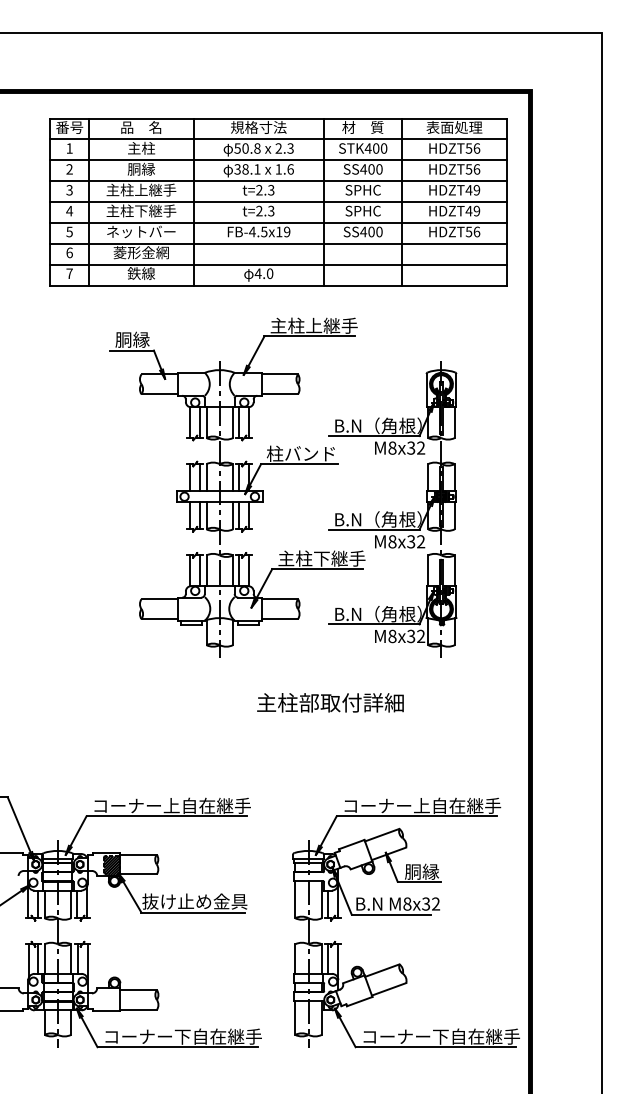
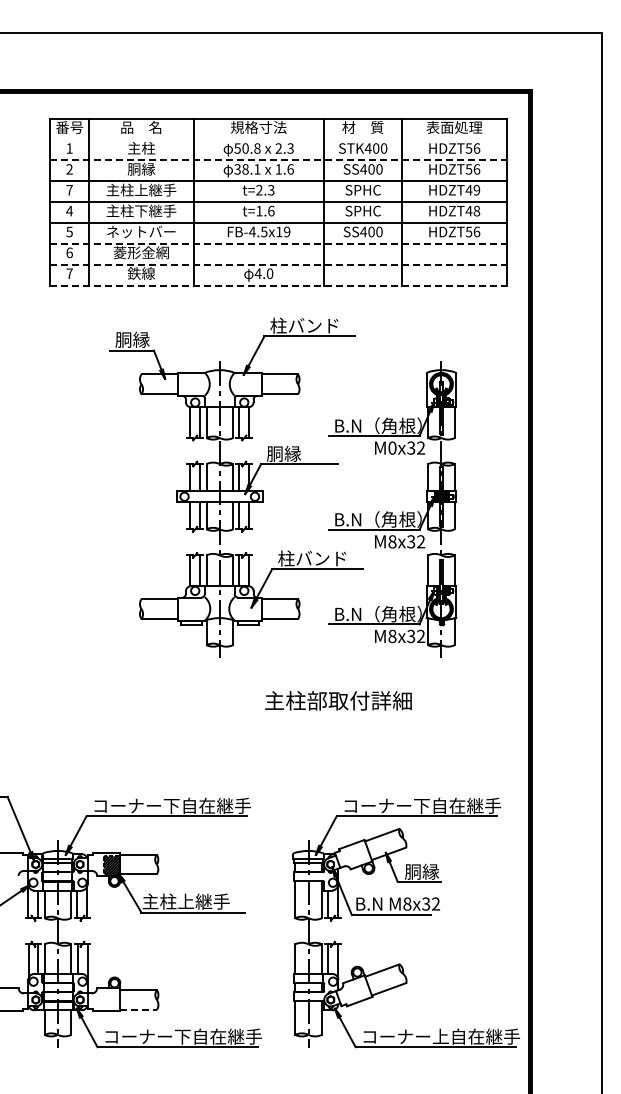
line: present -> none (278, 139)
line: solid -> dashed (278, 160)
text: 3 -> 7 (69, 189)
text: t=2.3 -> t=1.6 (265, 210)
text: HDZT49 -> HDZT48 (476, 211)
line: solid -> dashed (278, 243)
line: solid -> dashed (278, 264)
line: solid -> dashed (278, 285)
text: 主柱上継手 -> 柱バンド (313, 325)
text: M8x32 -> M0x32 (392, 448)
text: 柱バンド -> 胴縁 (300, 453)
text: 主柱下継手 -> 柱バンド (321, 558)
text position: (330, 702) -> (338, 700) (338, 700)
text: コーナー上自在継手 -> コーナー下自在継手 (171, 805)
text: コーナー上自在継手 -> コーナー下自在継手 (421, 805)
text: 抜け止め金具 -> 主柱上継手 (194, 901)
line: solid -> dashed (139, 1009)
text: コーナー下自在継手 -> コーナー上自在継手 (440, 1036)
